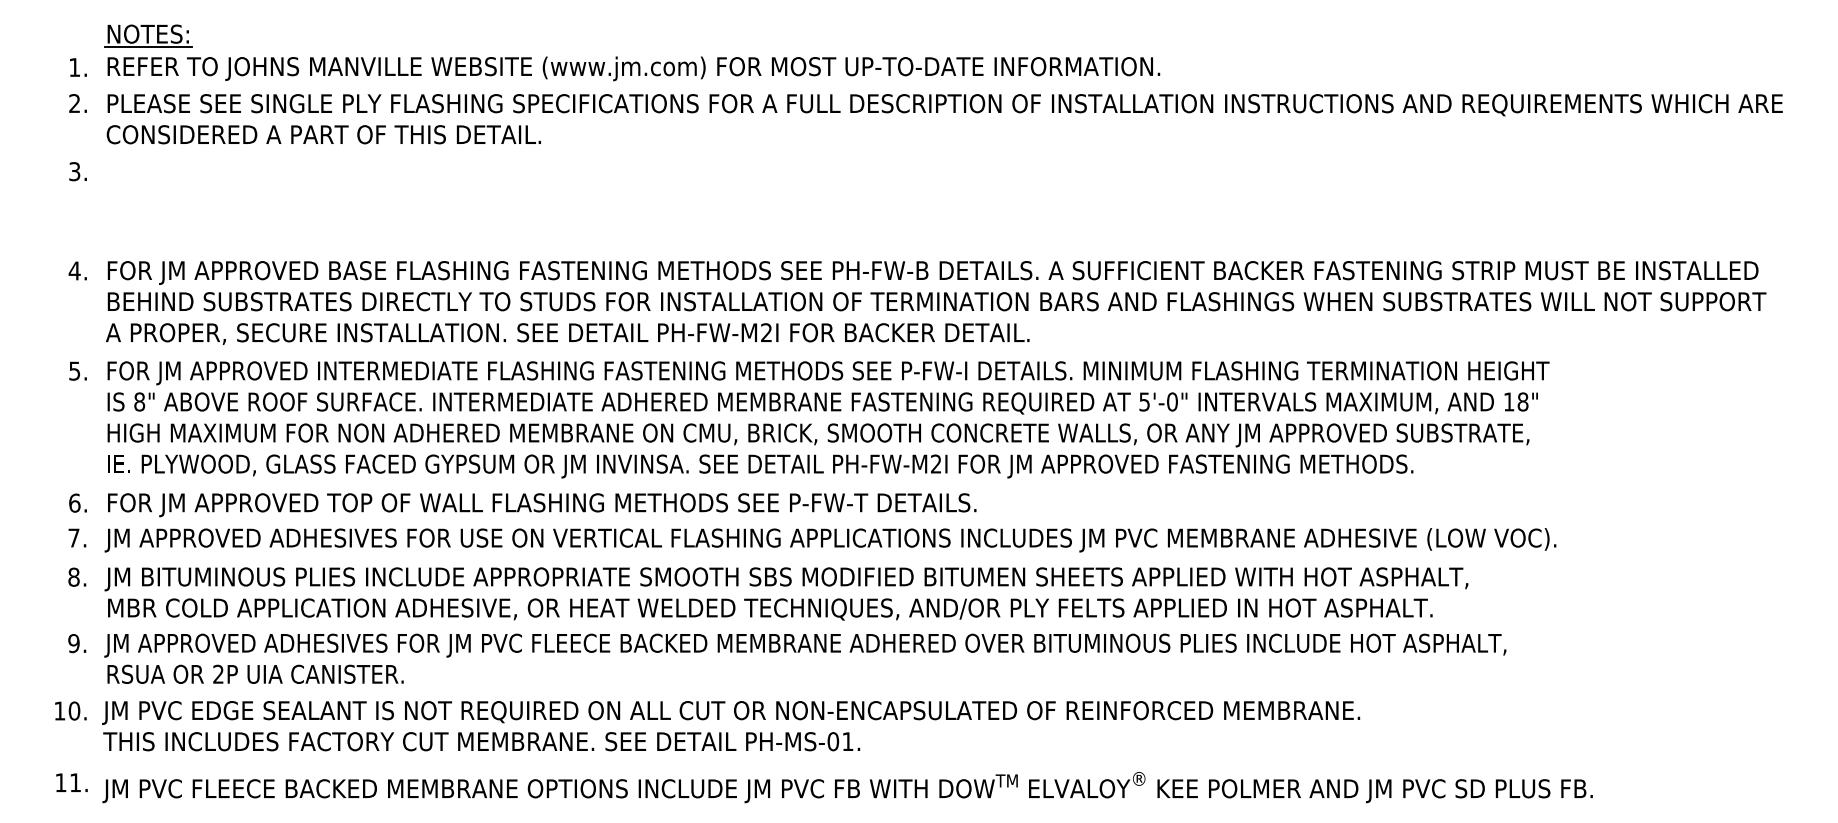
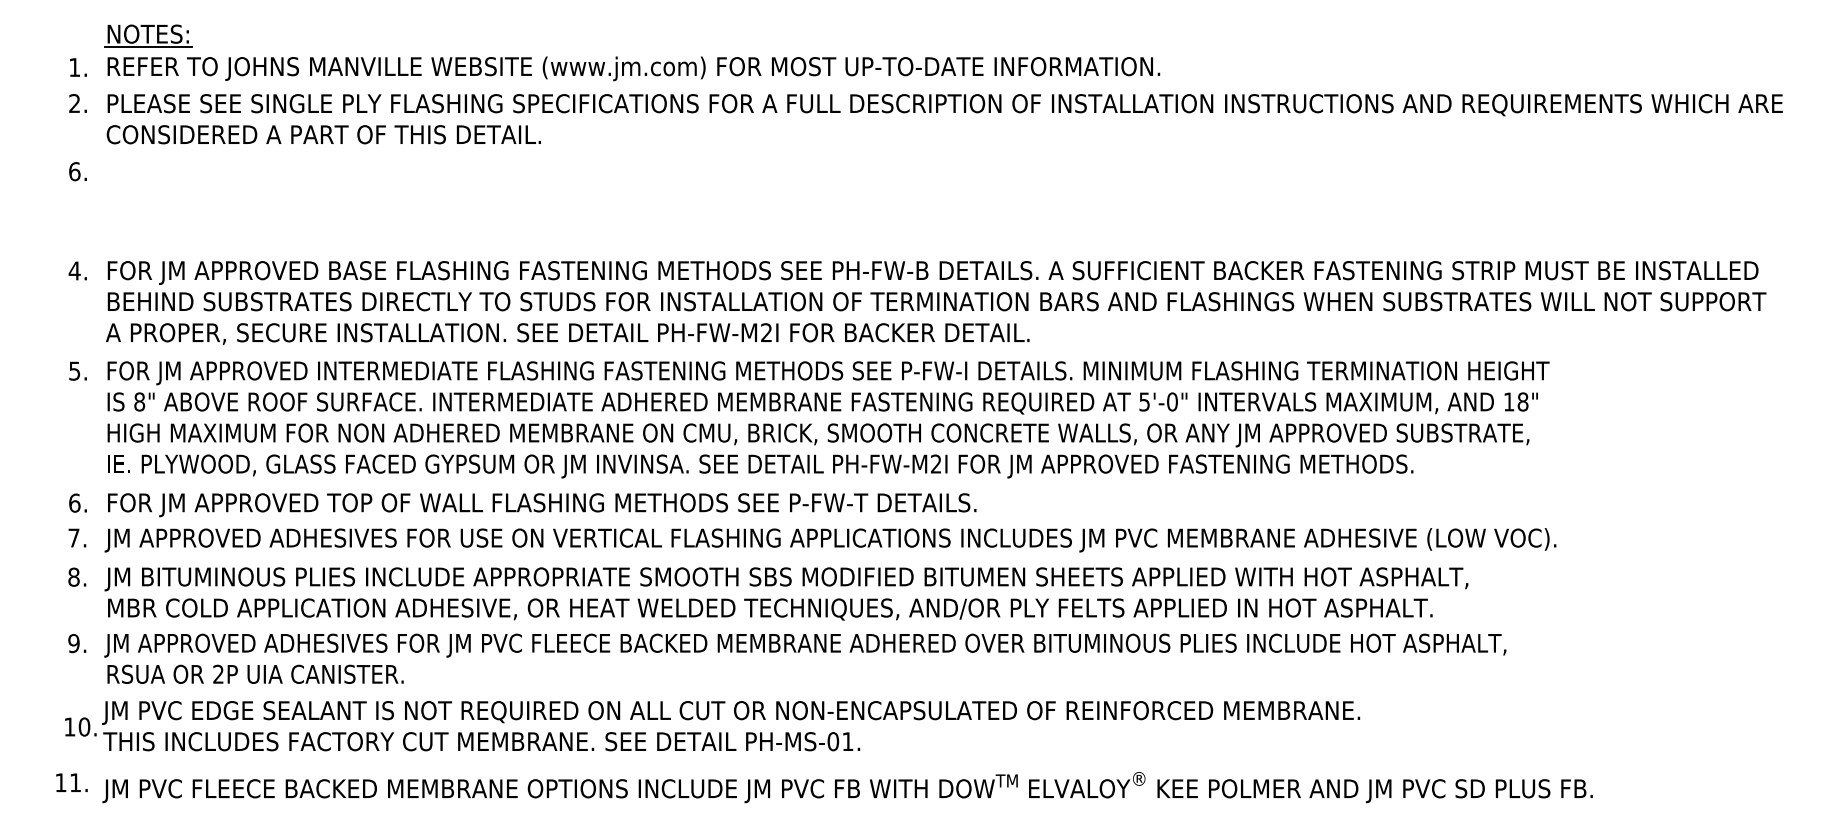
text: 3. -> 6. (74, 171)
text position: (70, 710) -> (80, 726) (80, 726)
